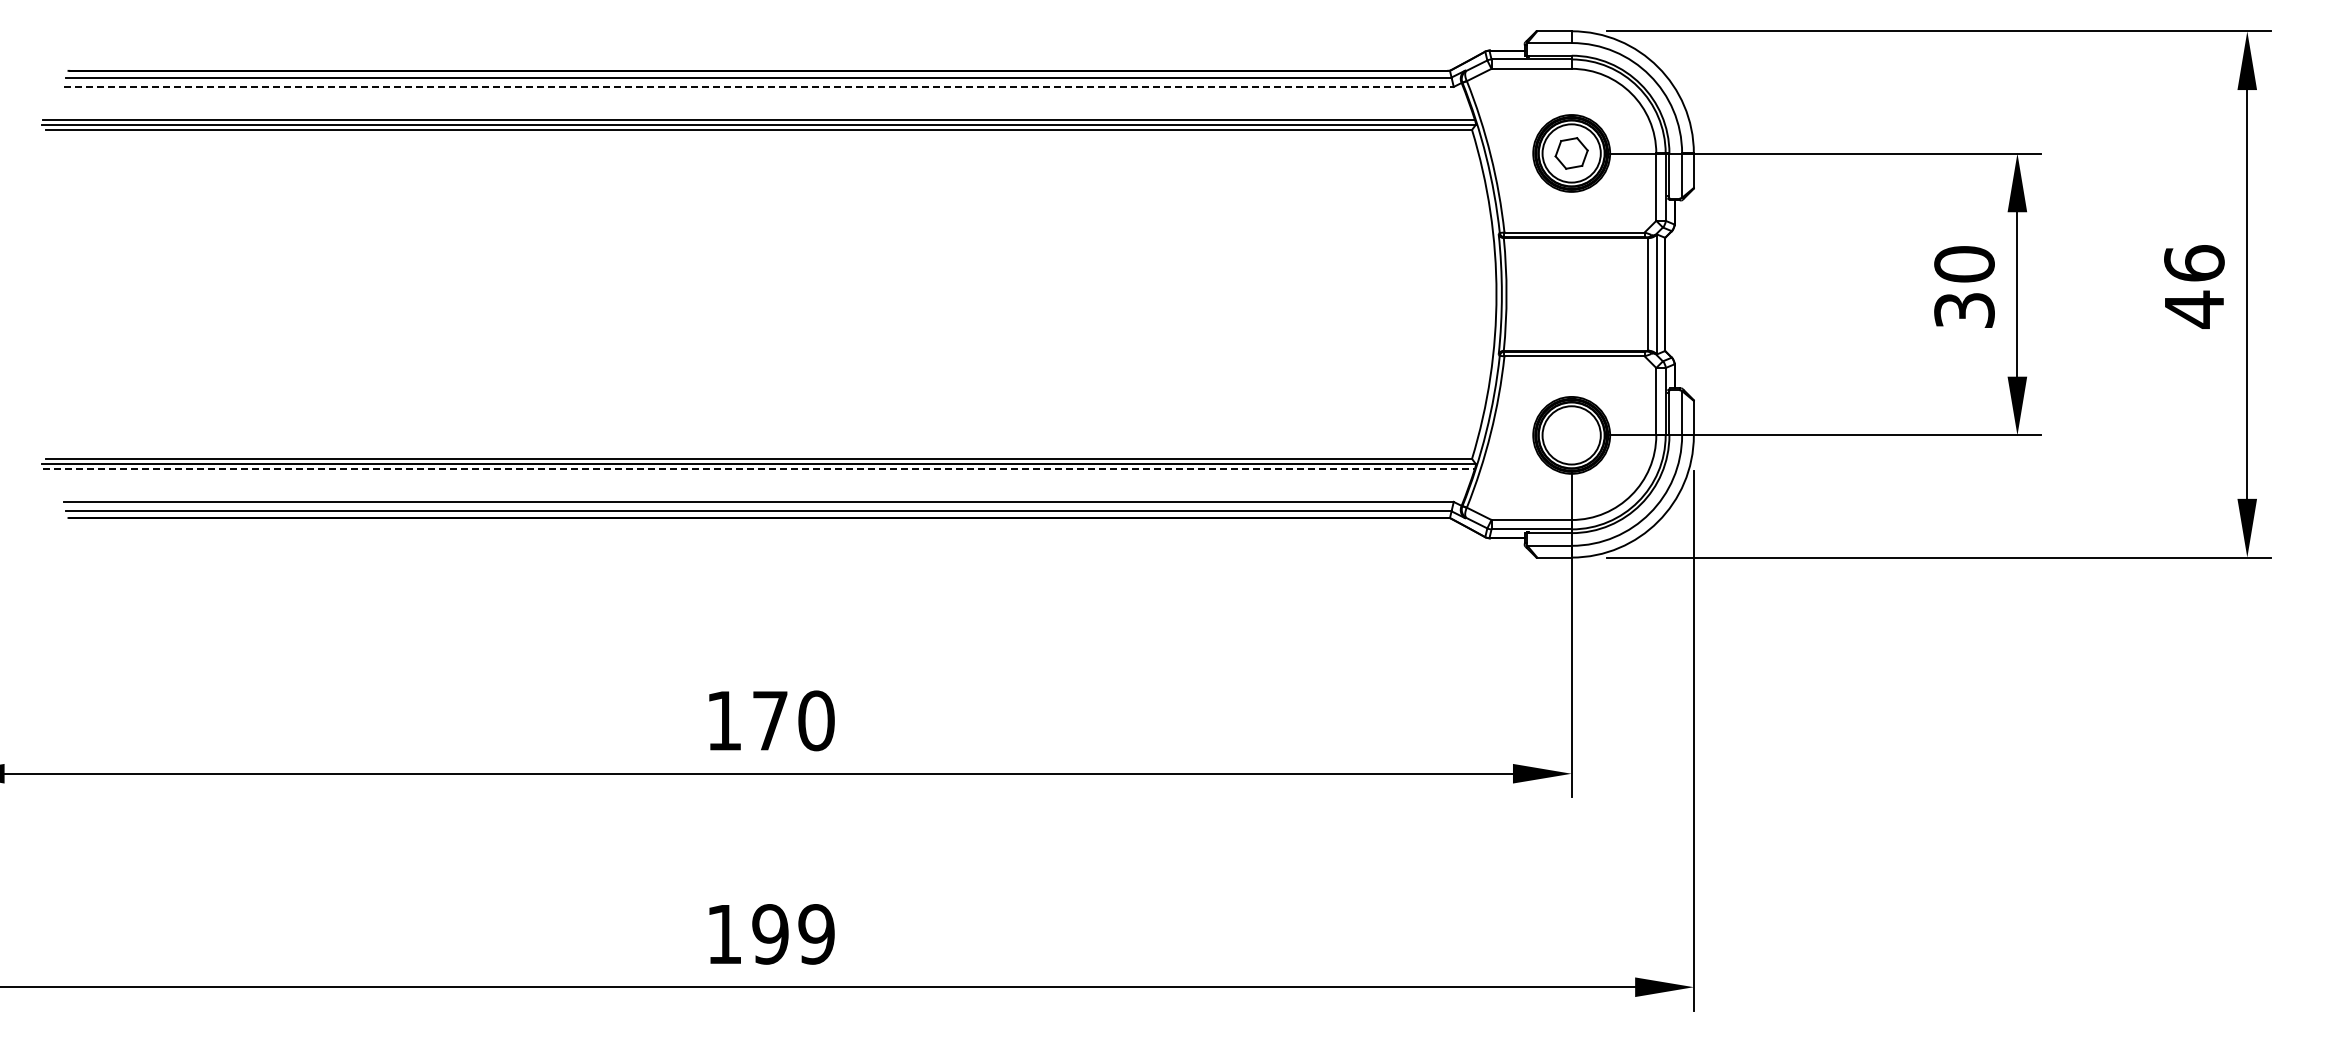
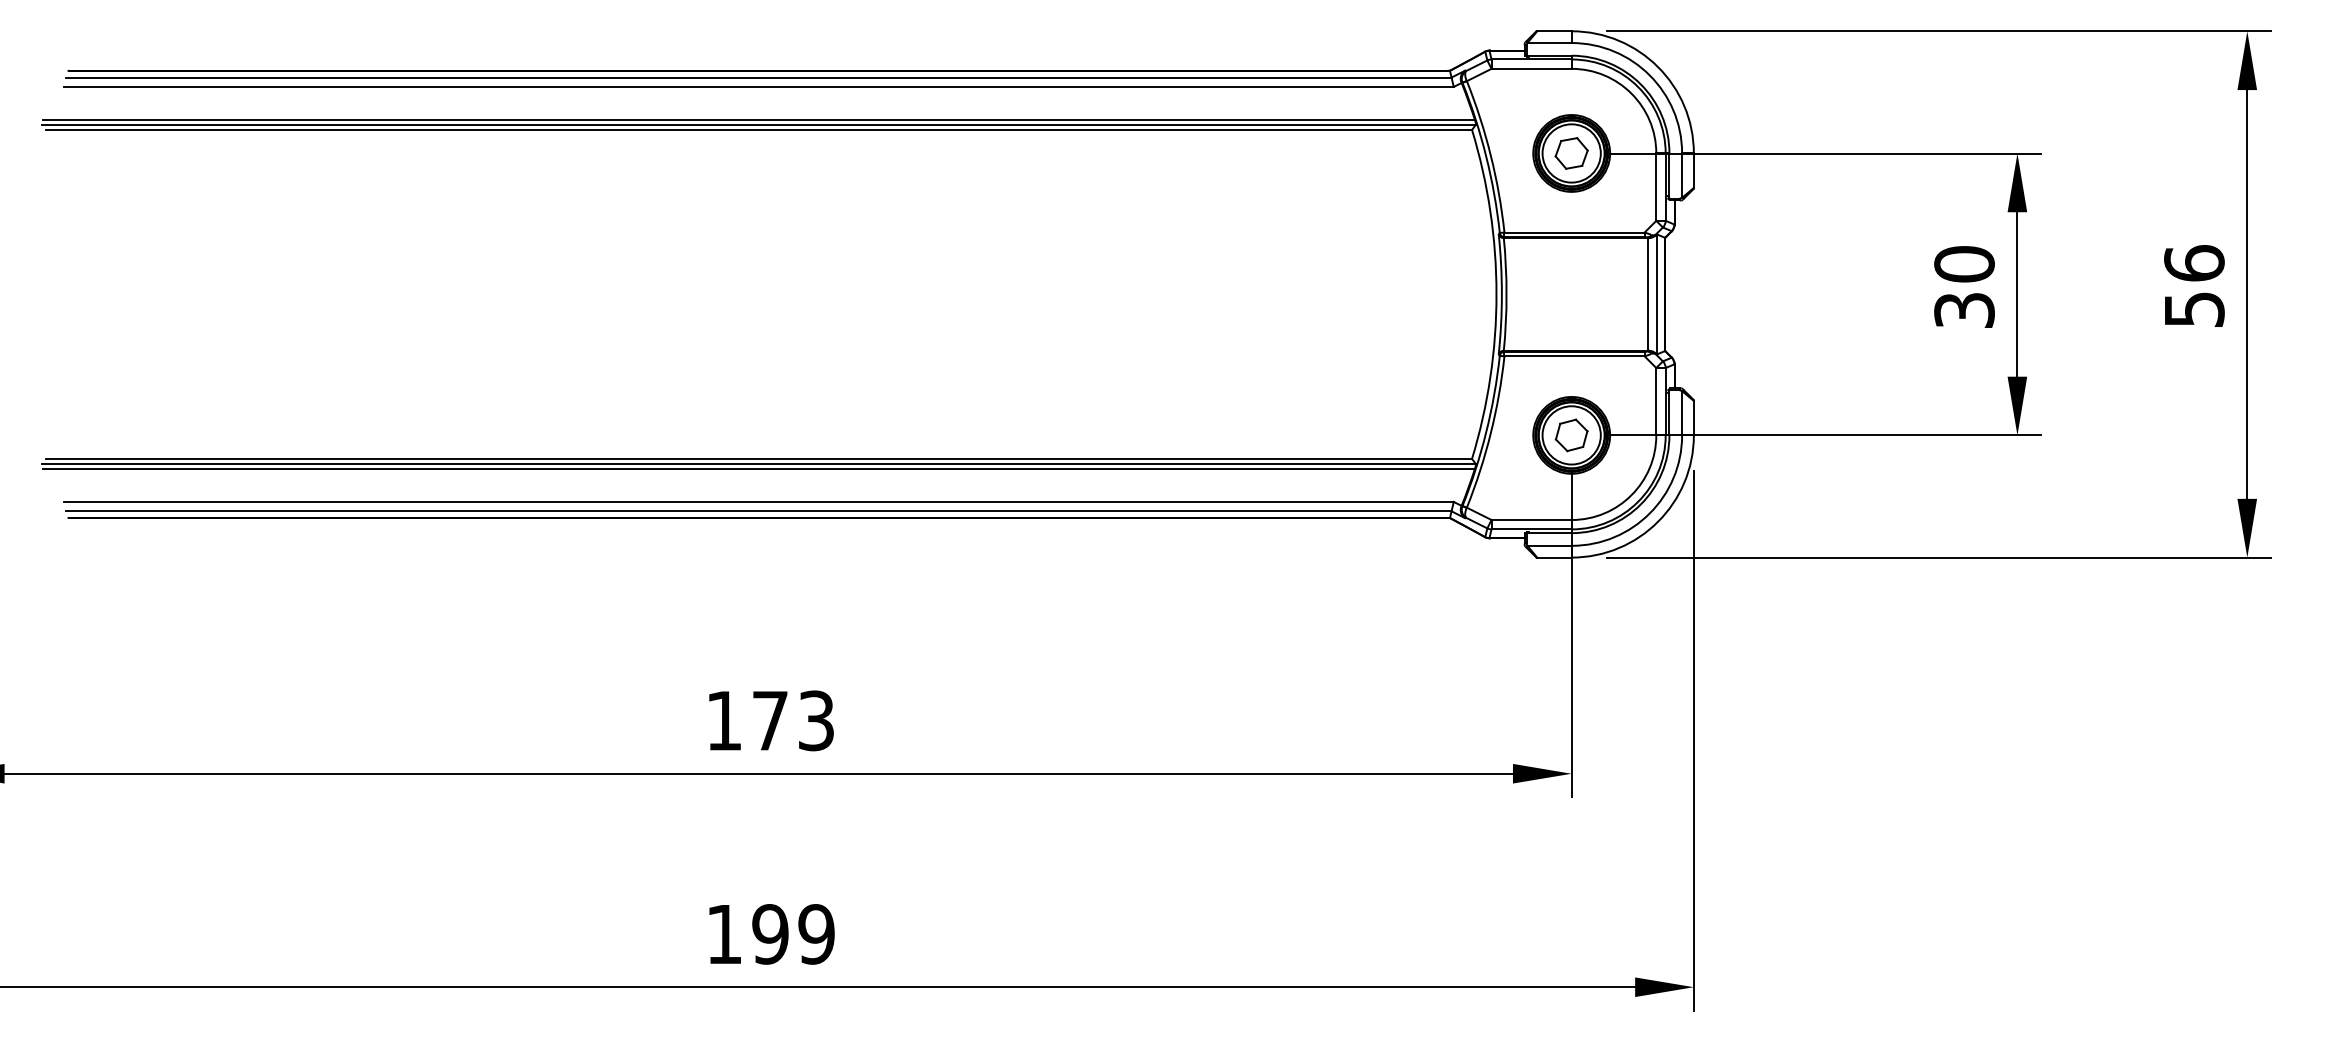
line: dashed -> solid (759, 86)
text: 46 -> 56 (2194, 309)
part: none -> present (1571, 435)
line: dashed -> solid (759, 468)
text: 170 -> 173 (816, 720)
